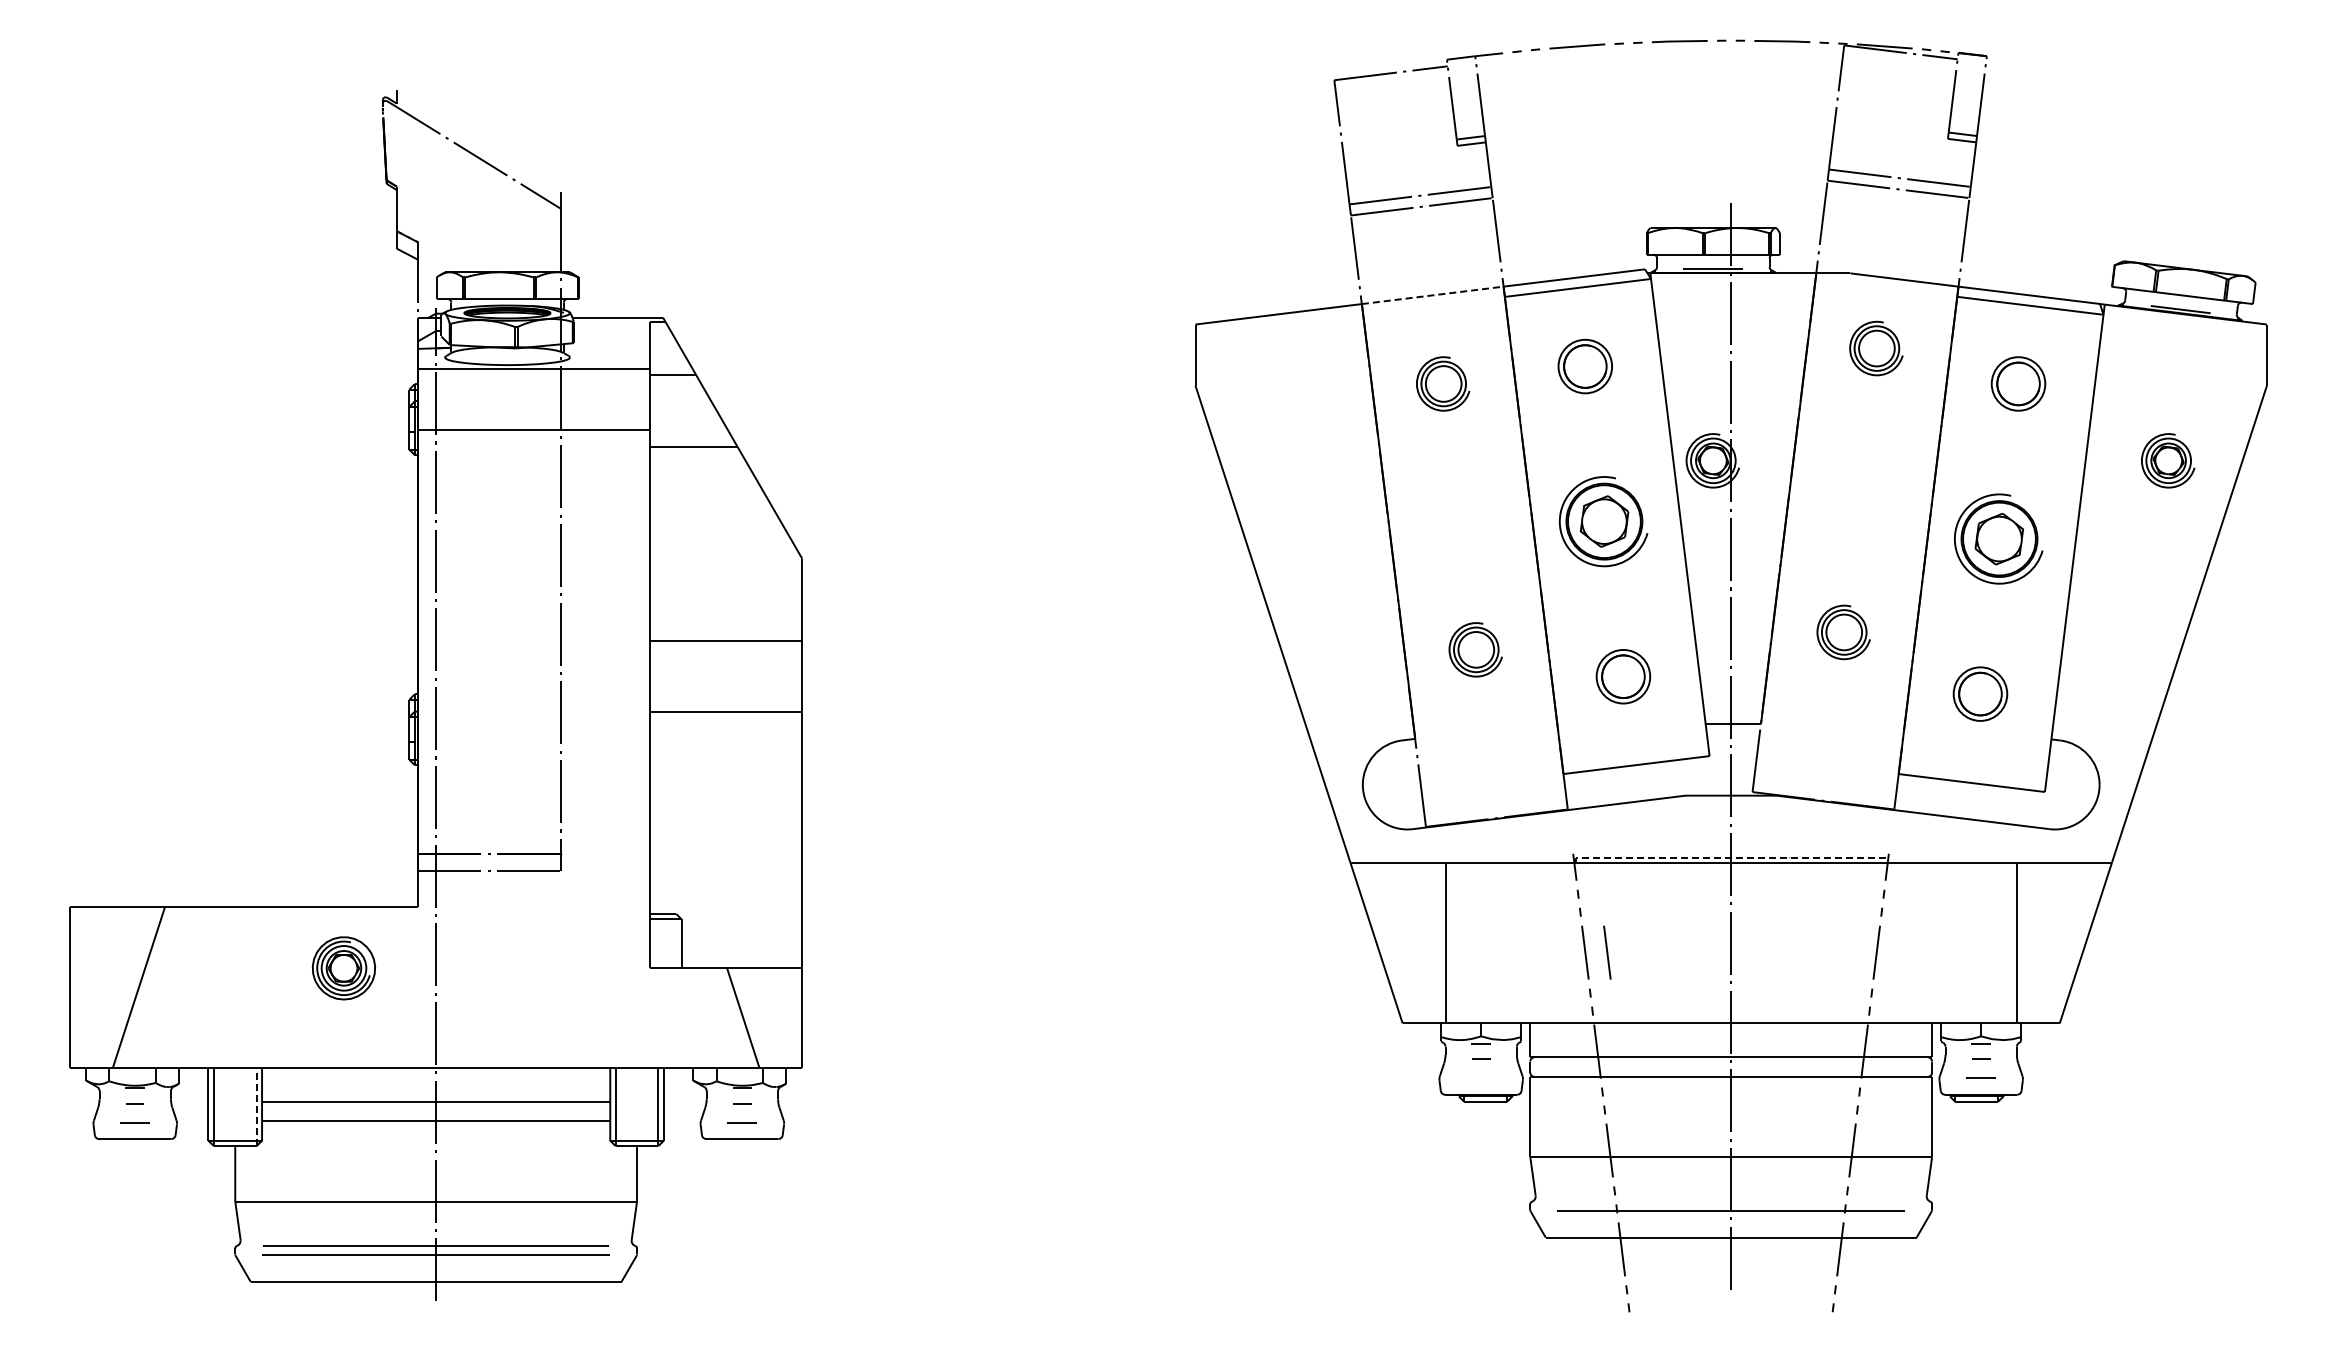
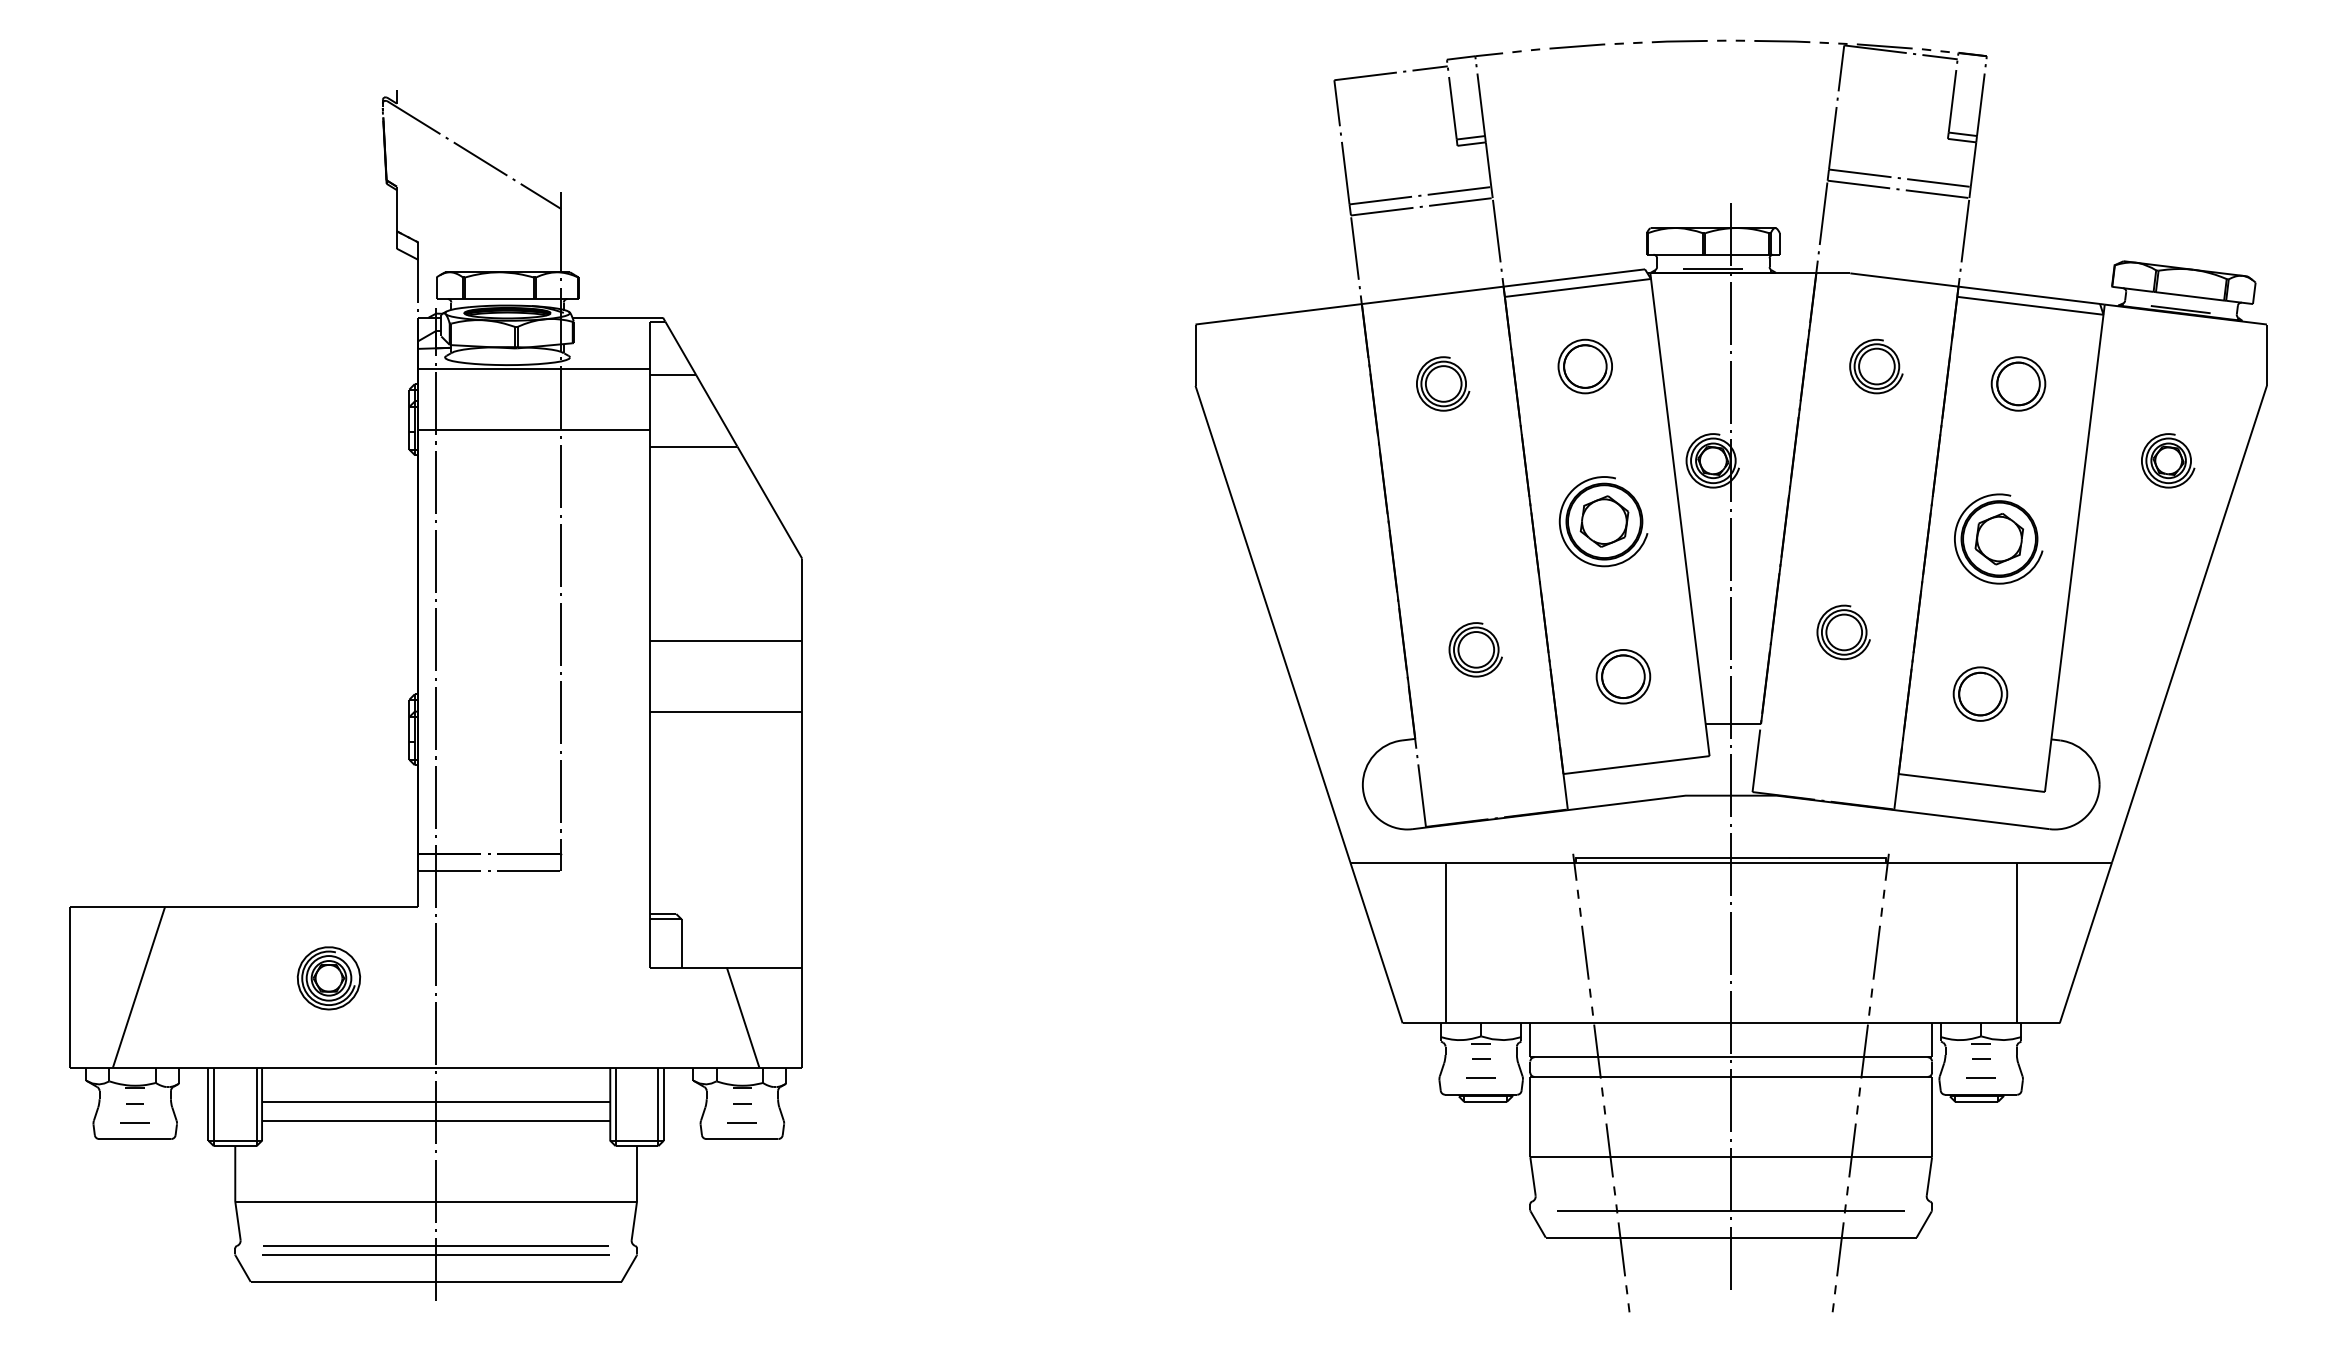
line: dashed -> solid (1433, 295)
part position: (1876, 348) -> (1876, 366) (1876, 366)
line: dashed -> solid (1731, 858)
line: present -> none (1607, 952)
part position: (343, 968) -> (328, 978) (328, 978)
line: none -> present (1480, 1077)
line: dashed -> solid (256, 1106)
